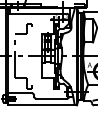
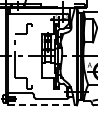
line: solid -> dashed (43, 105)
